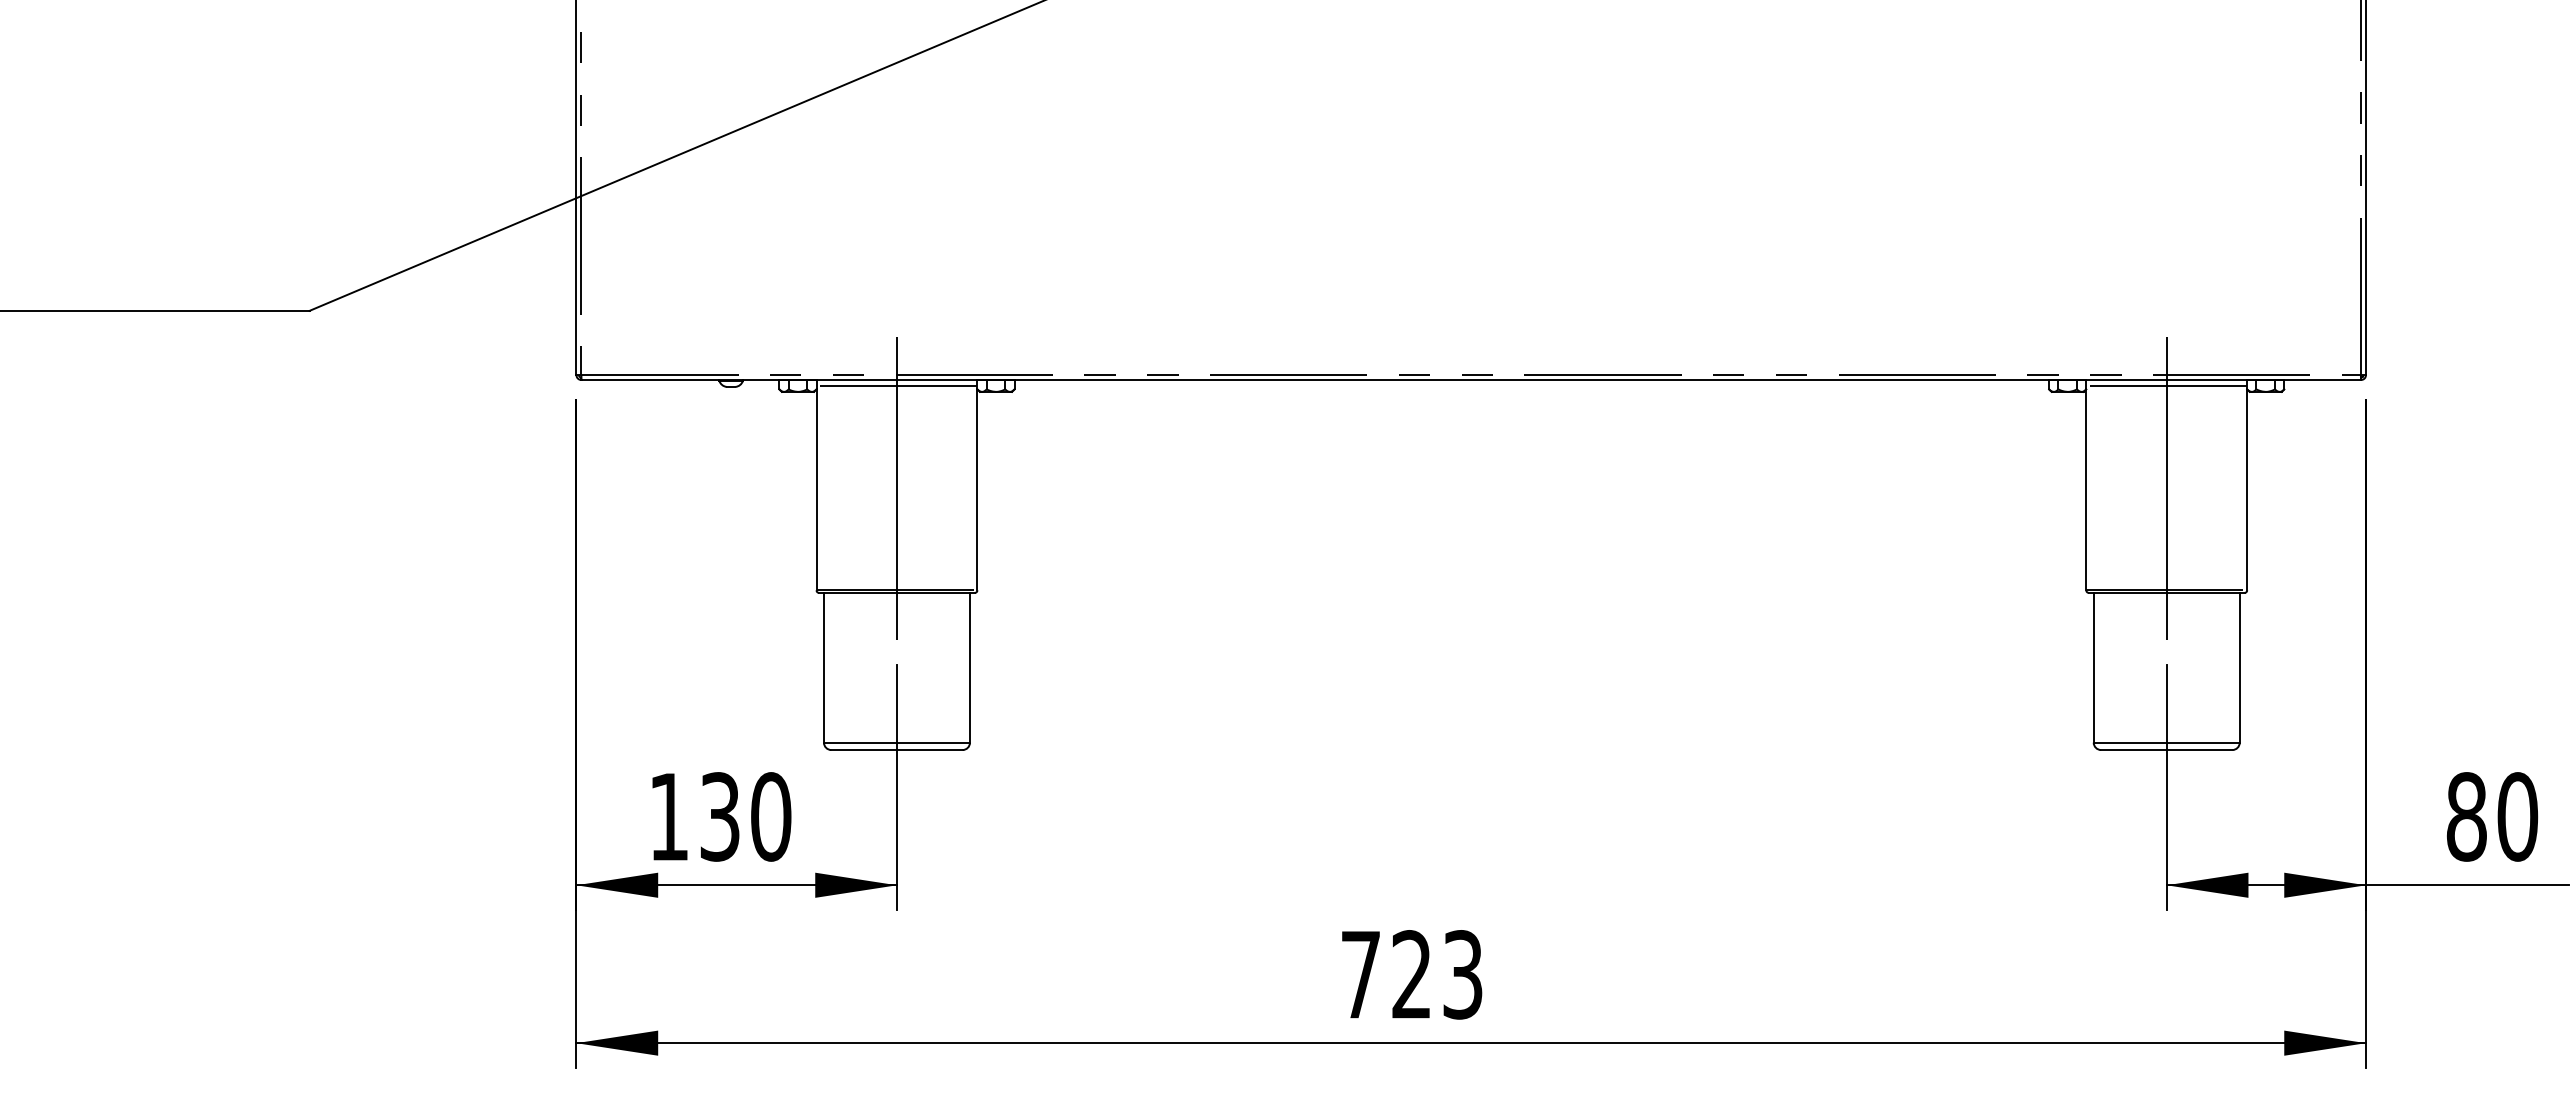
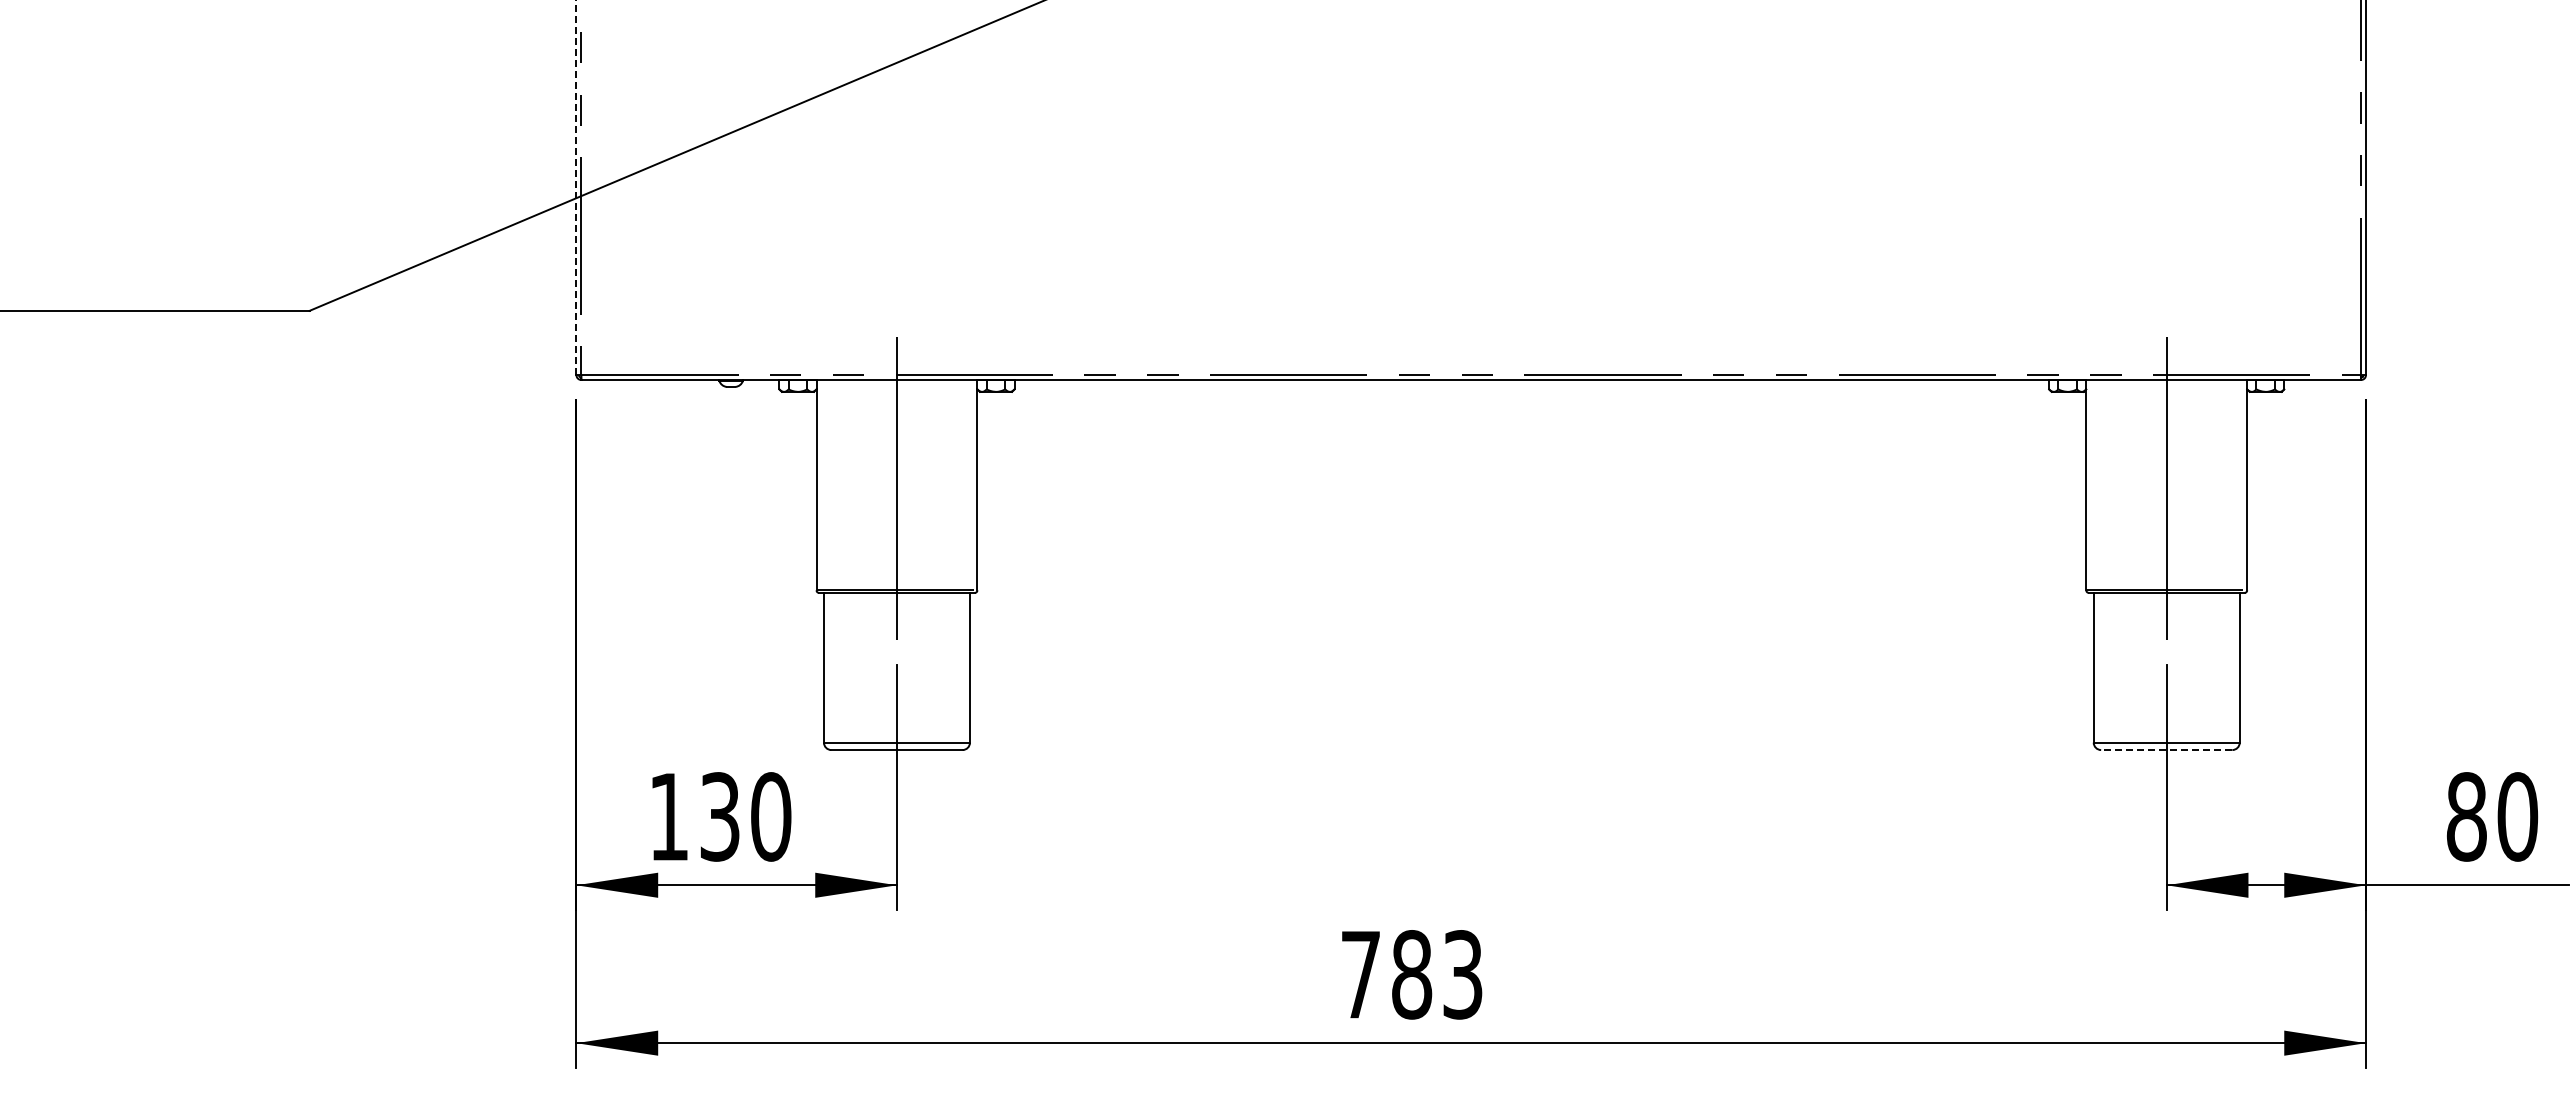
line: solid -> dashed (576, 187)
line: present -> none (896, 386)
line: present -> none (2166, 386)
line: solid -> dashed (2166, 750)
text: 723 -> 783 (1412, 974)
